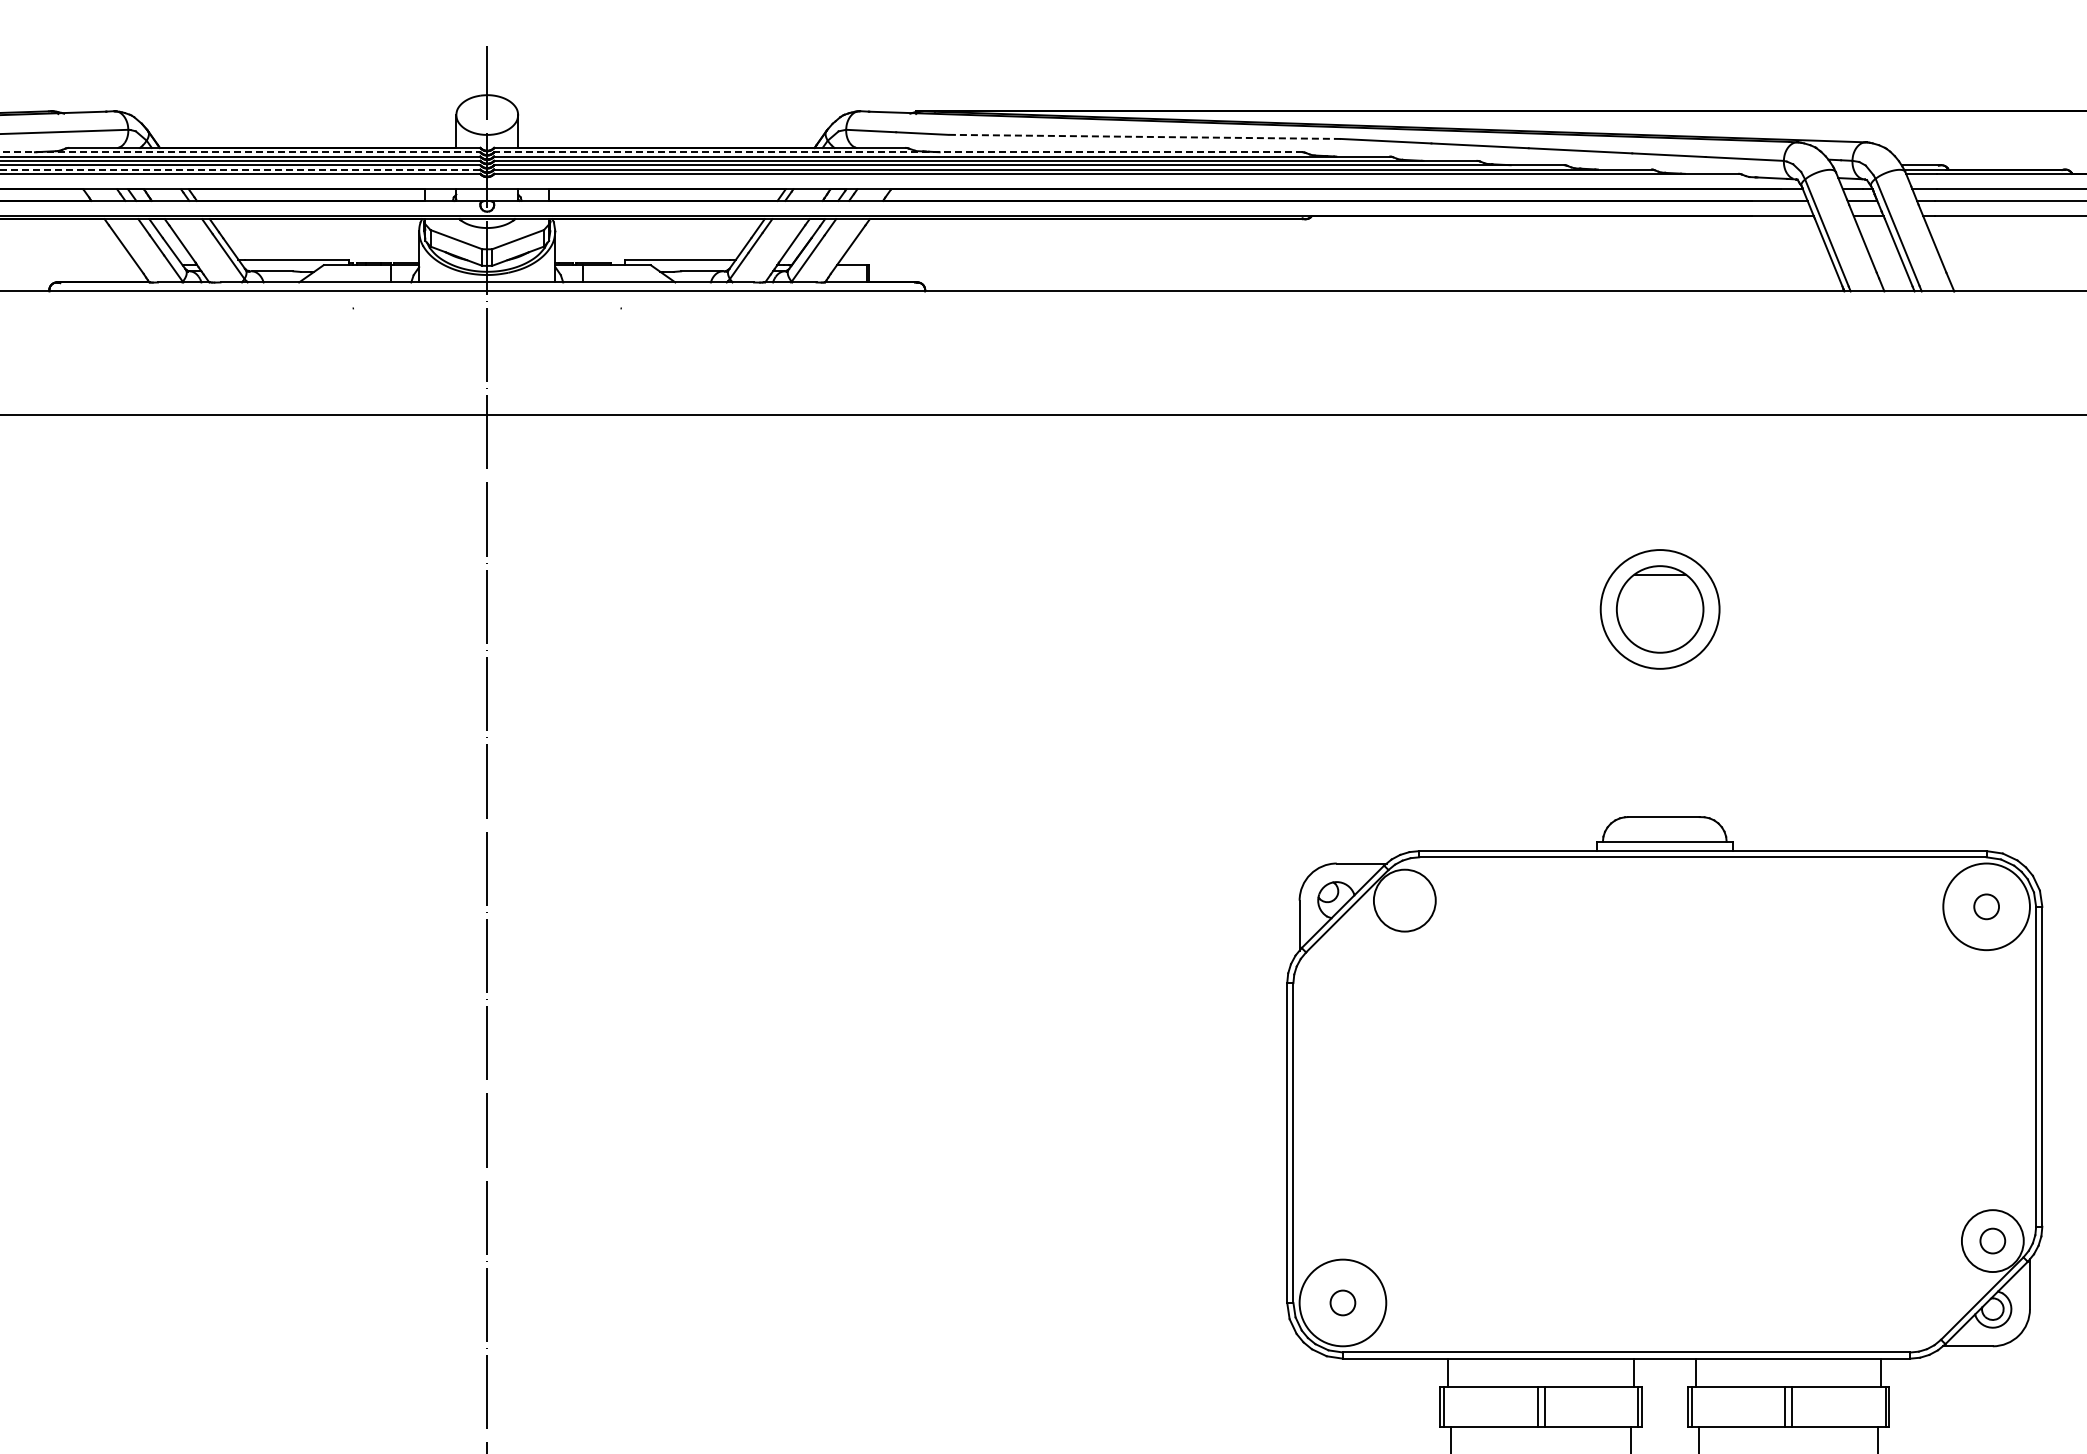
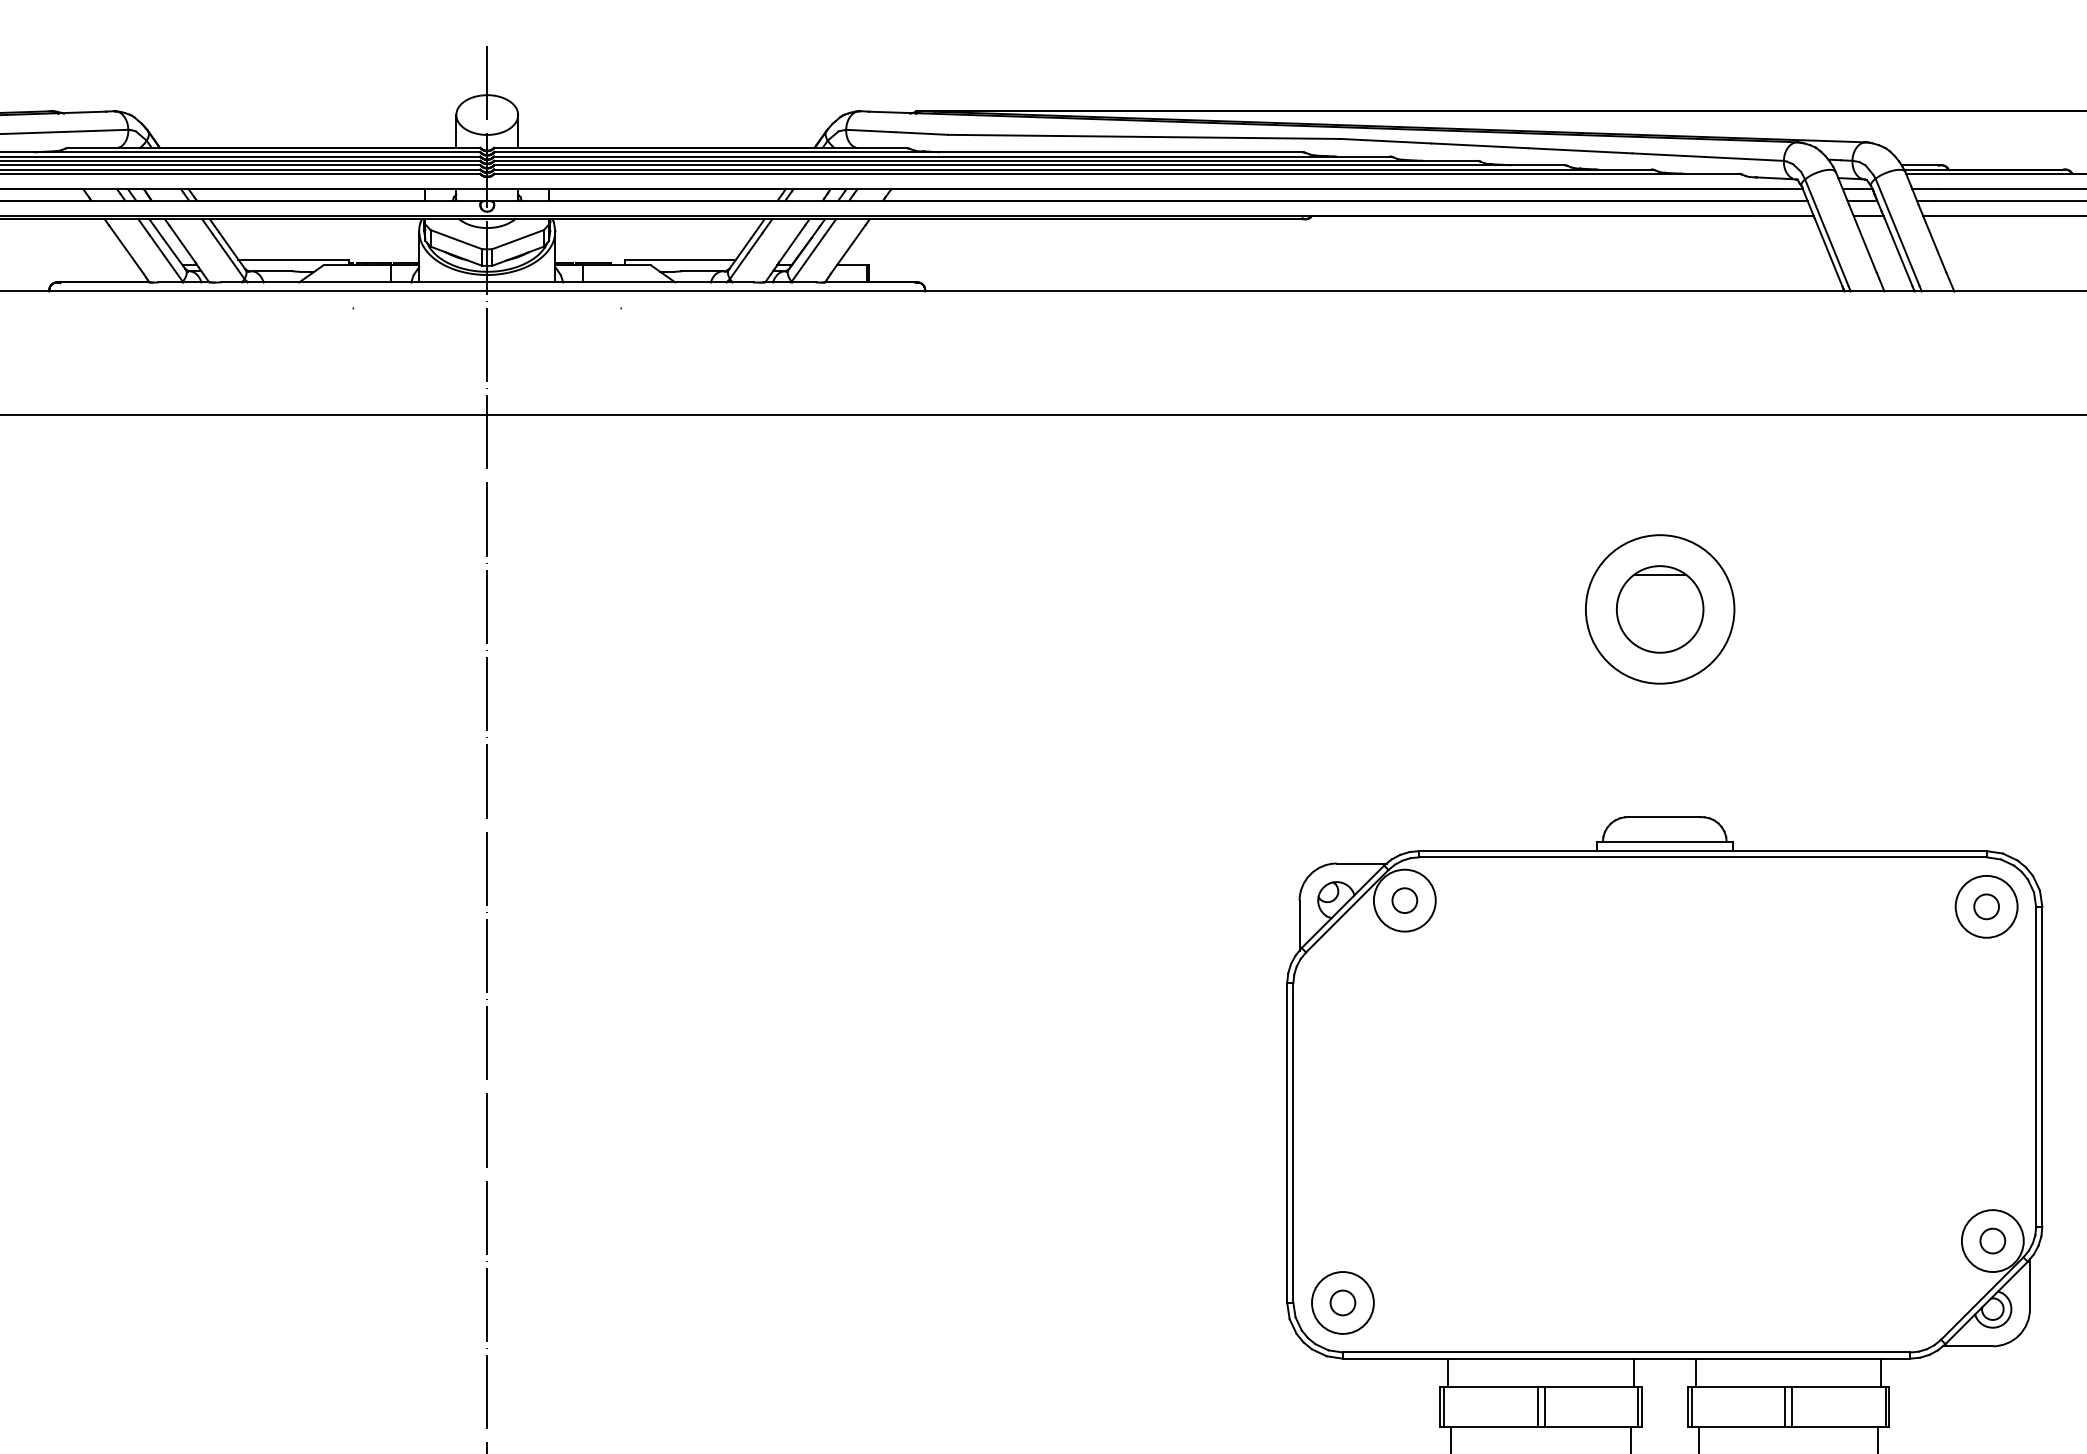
line: dashed -> solid (1144, 136)
line: dashed -> solid (240, 152)
line: dashed -> solid (898, 152)
line: dashed -> solid (240, 169)
circle diameter: 119 px -> 149 px (1659, 609)
circle: none -> present (1404, 900)
circle diameter: 87 px -> 62 px (1986, 906)
circle diameter: 87 px -> 62 px (1342, 1302)
